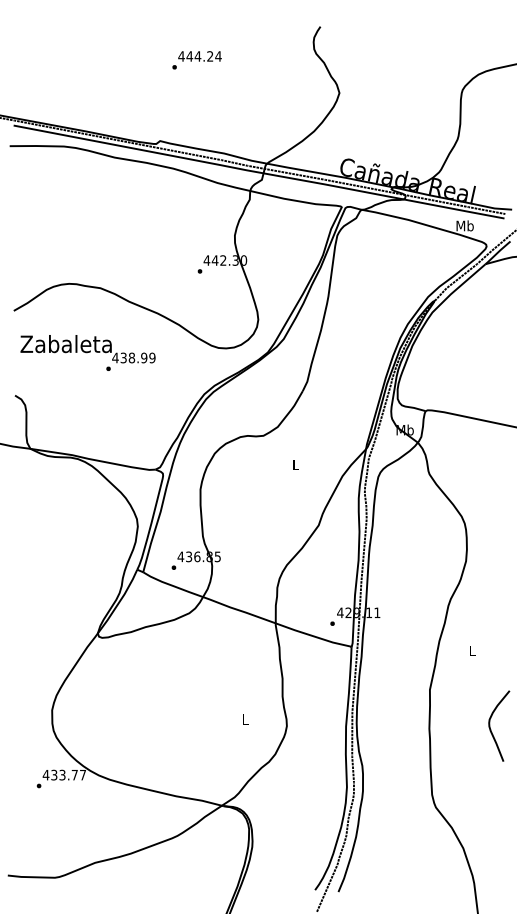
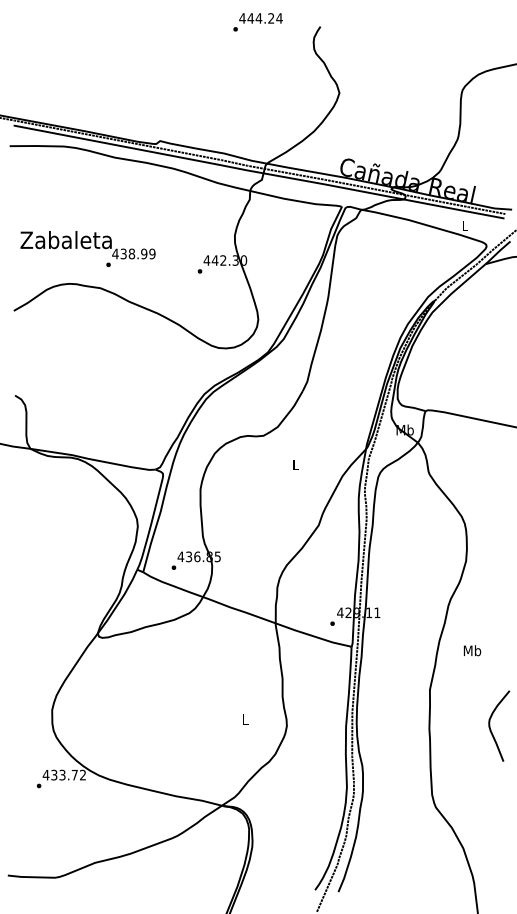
text position: (196, 60) -> (257, 22) (257, 22)
text: Mb -> L (464, 225)
text position: (87, 352) -> (87, 248) (87, 248)
text: L -> Mb (472, 650)
text: 433.77 -> 433.72 (82, 774)
